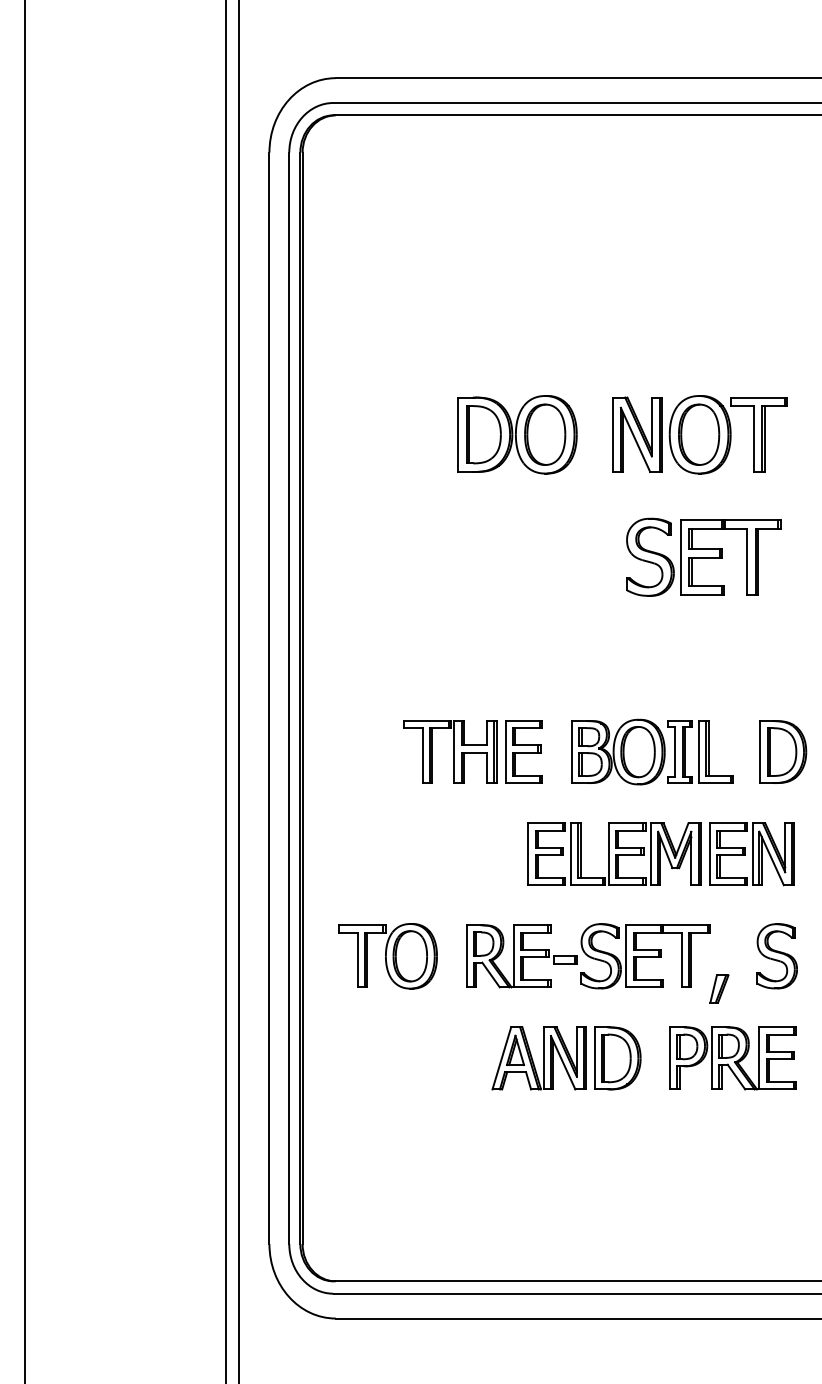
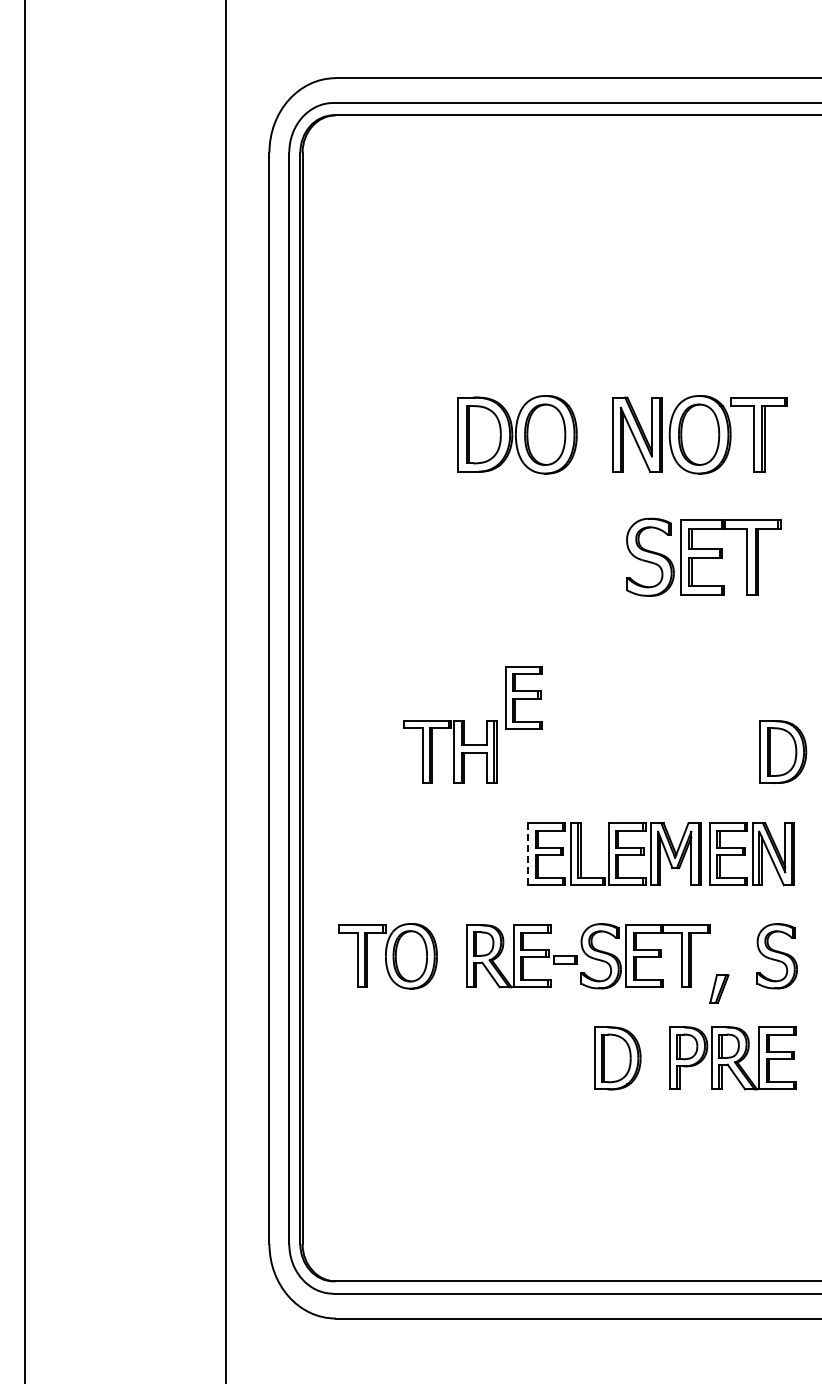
line: present -> none (239, 691)
part position: (523, 751) -> (523, 697) (523, 697)
part: present -> none (652, 751)
line: solid -> dashed (528, 854)
part: present -> none (538, 1058)
